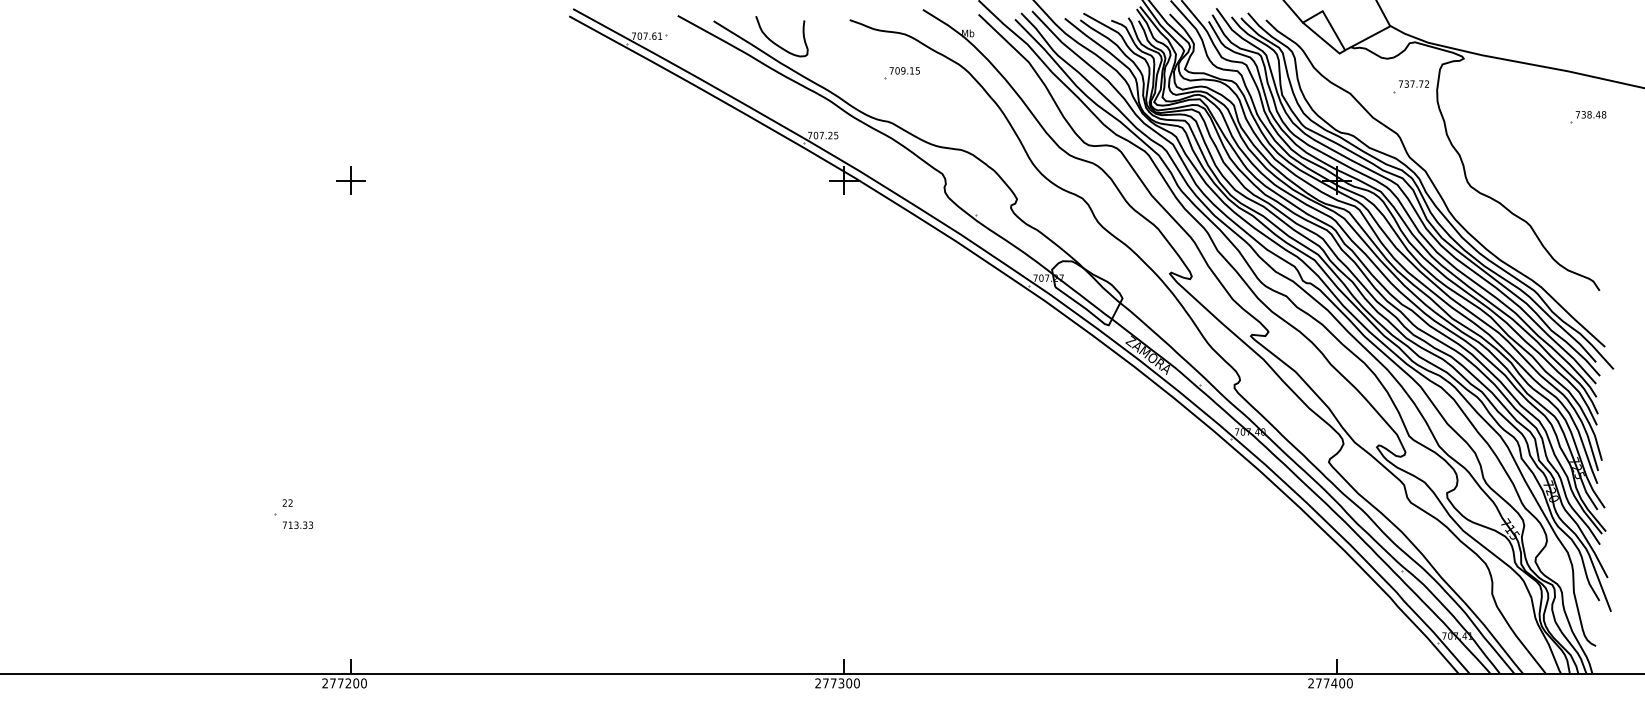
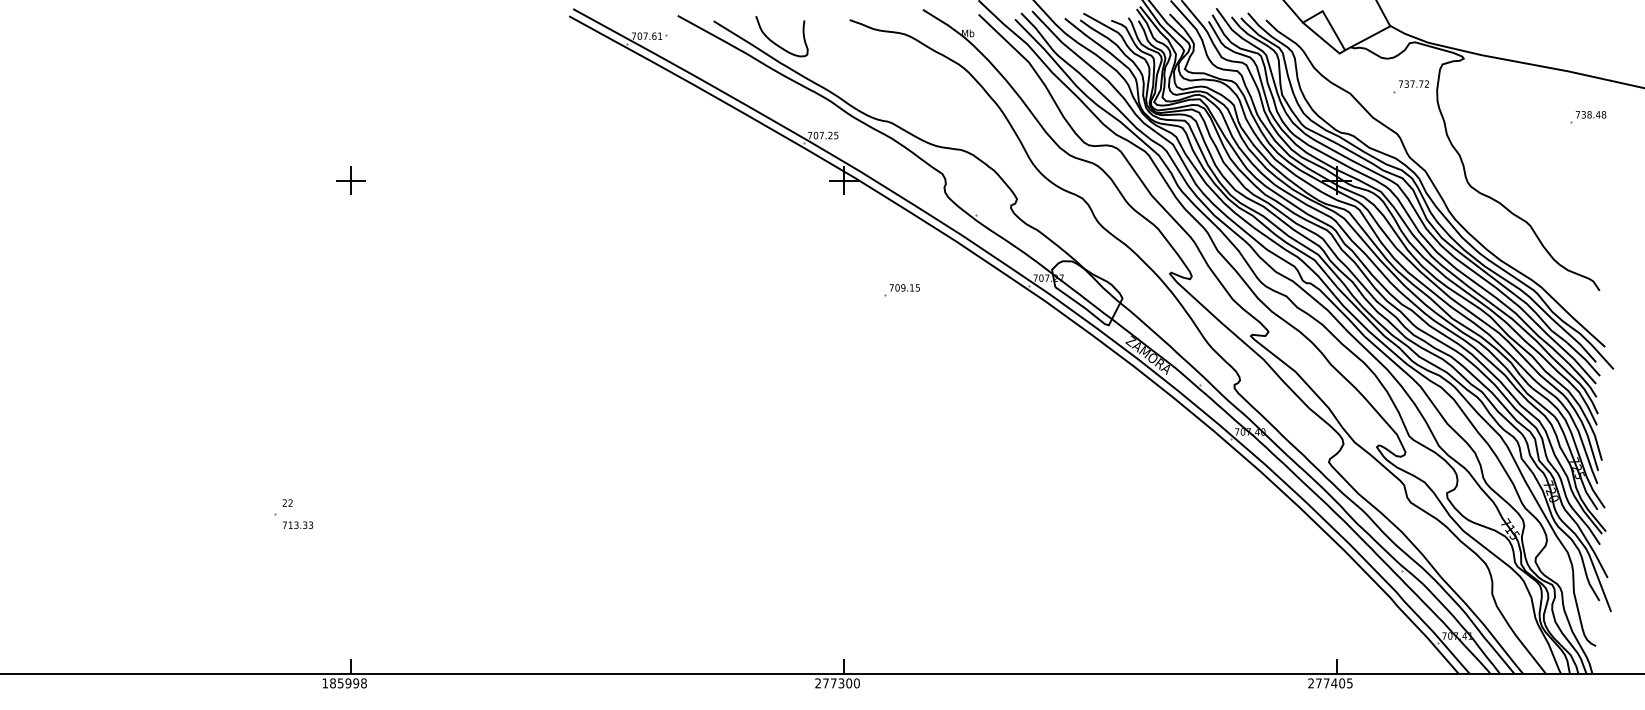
part position: (901, 73) -> (901, 290) (901, 290)
text: 277200 -> 185998 (344, 683)
text: 277400 -> 277405 (1349, 683)
